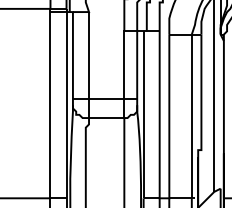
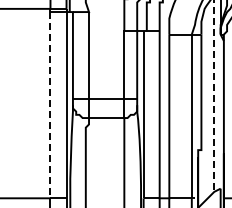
line: solid -> dashed (214, 95)
line: solid -> dashed (50, 105)
